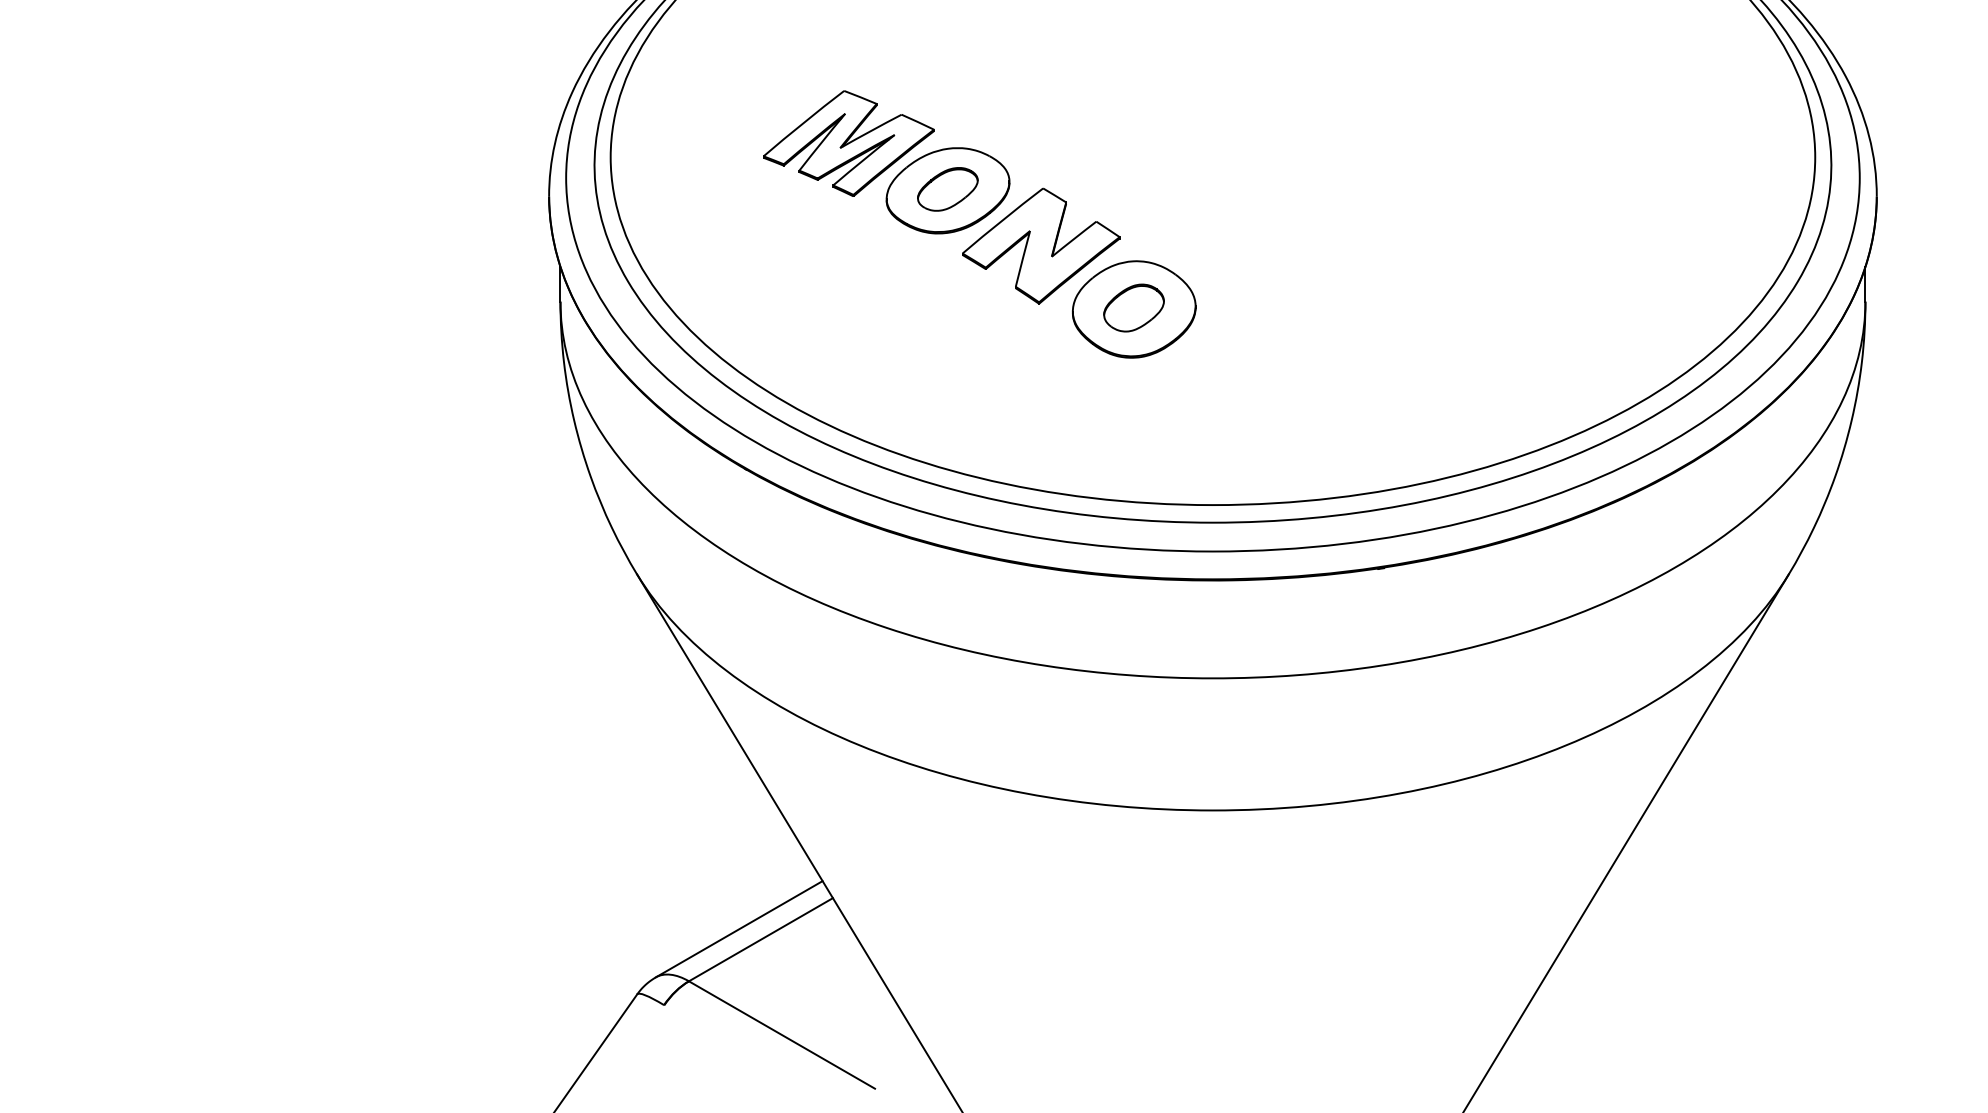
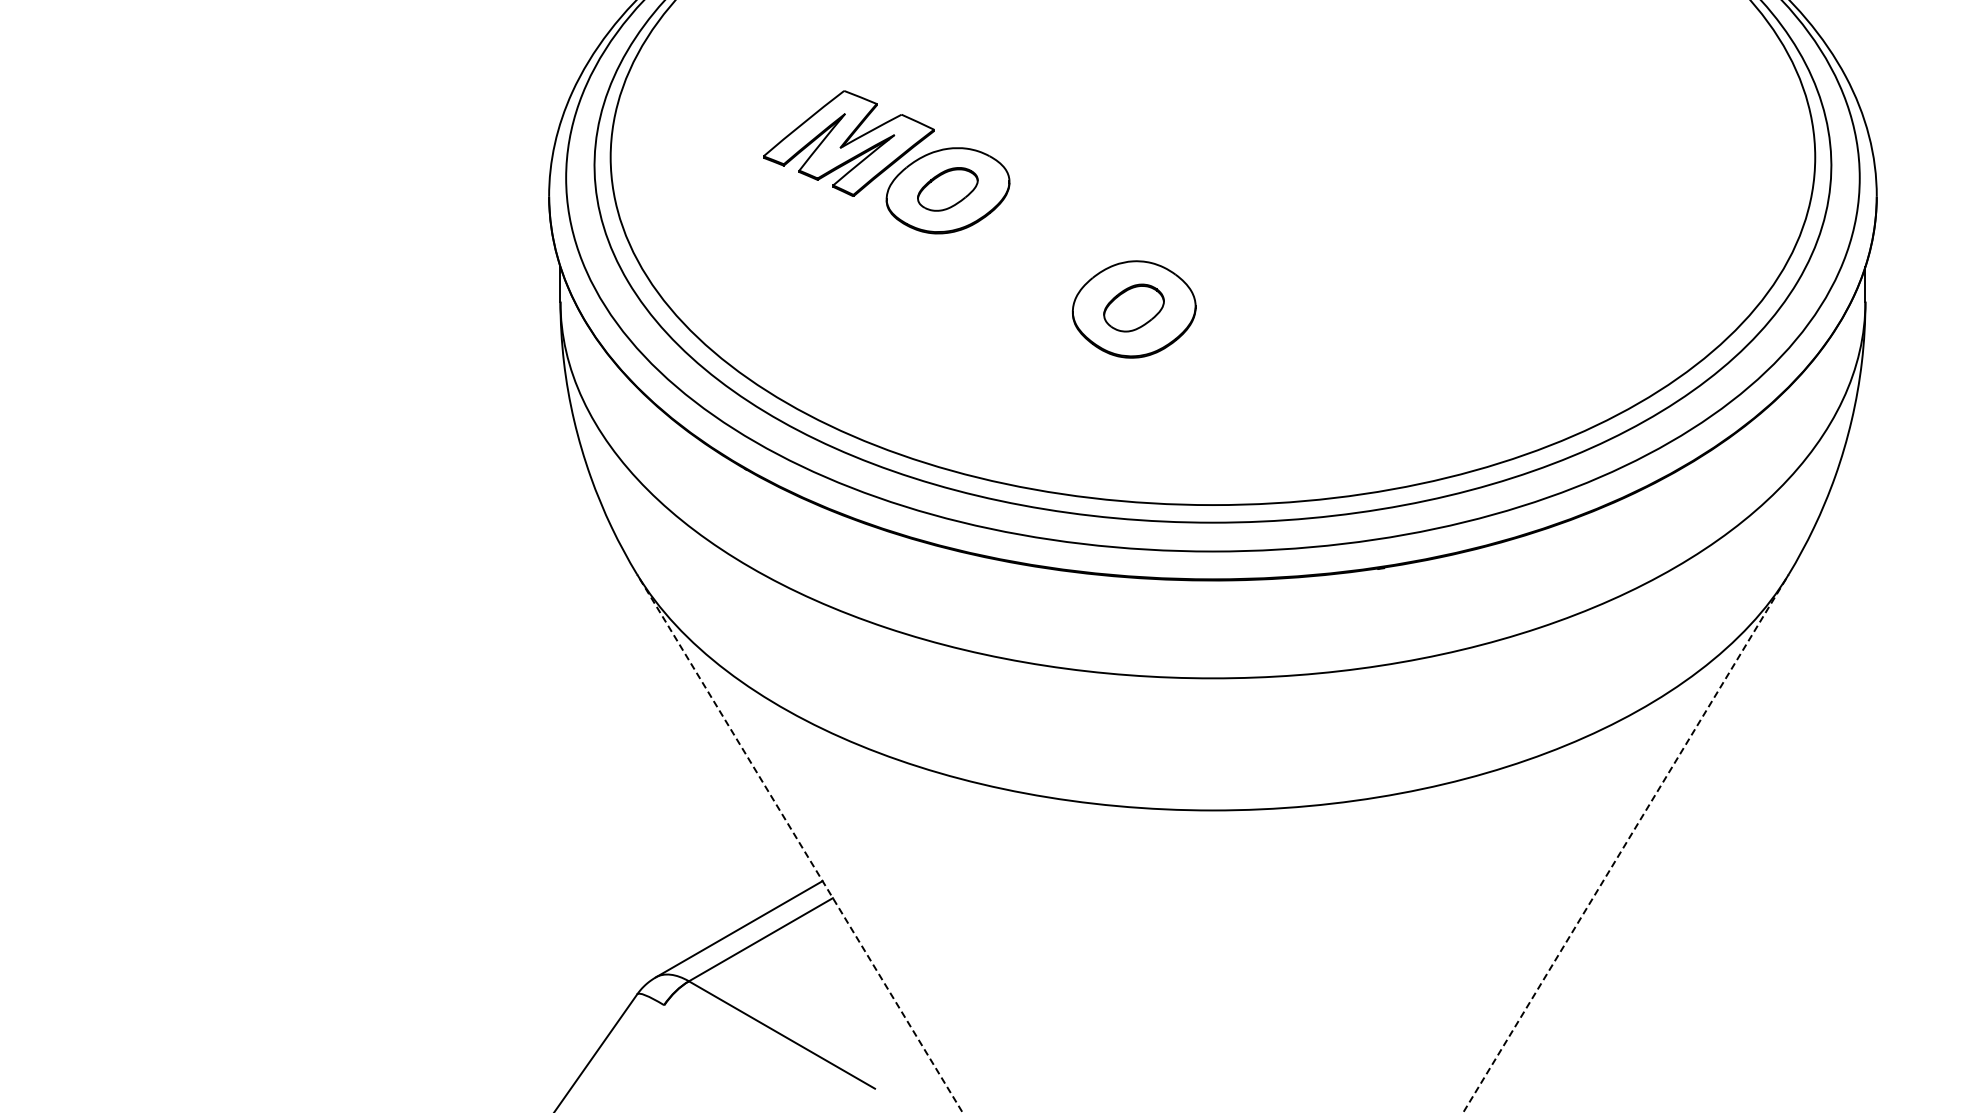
part: present -> none (1041, 245)
line: solid -> dashed (799, 843)
line: solid -> dashed (1625, 843)
